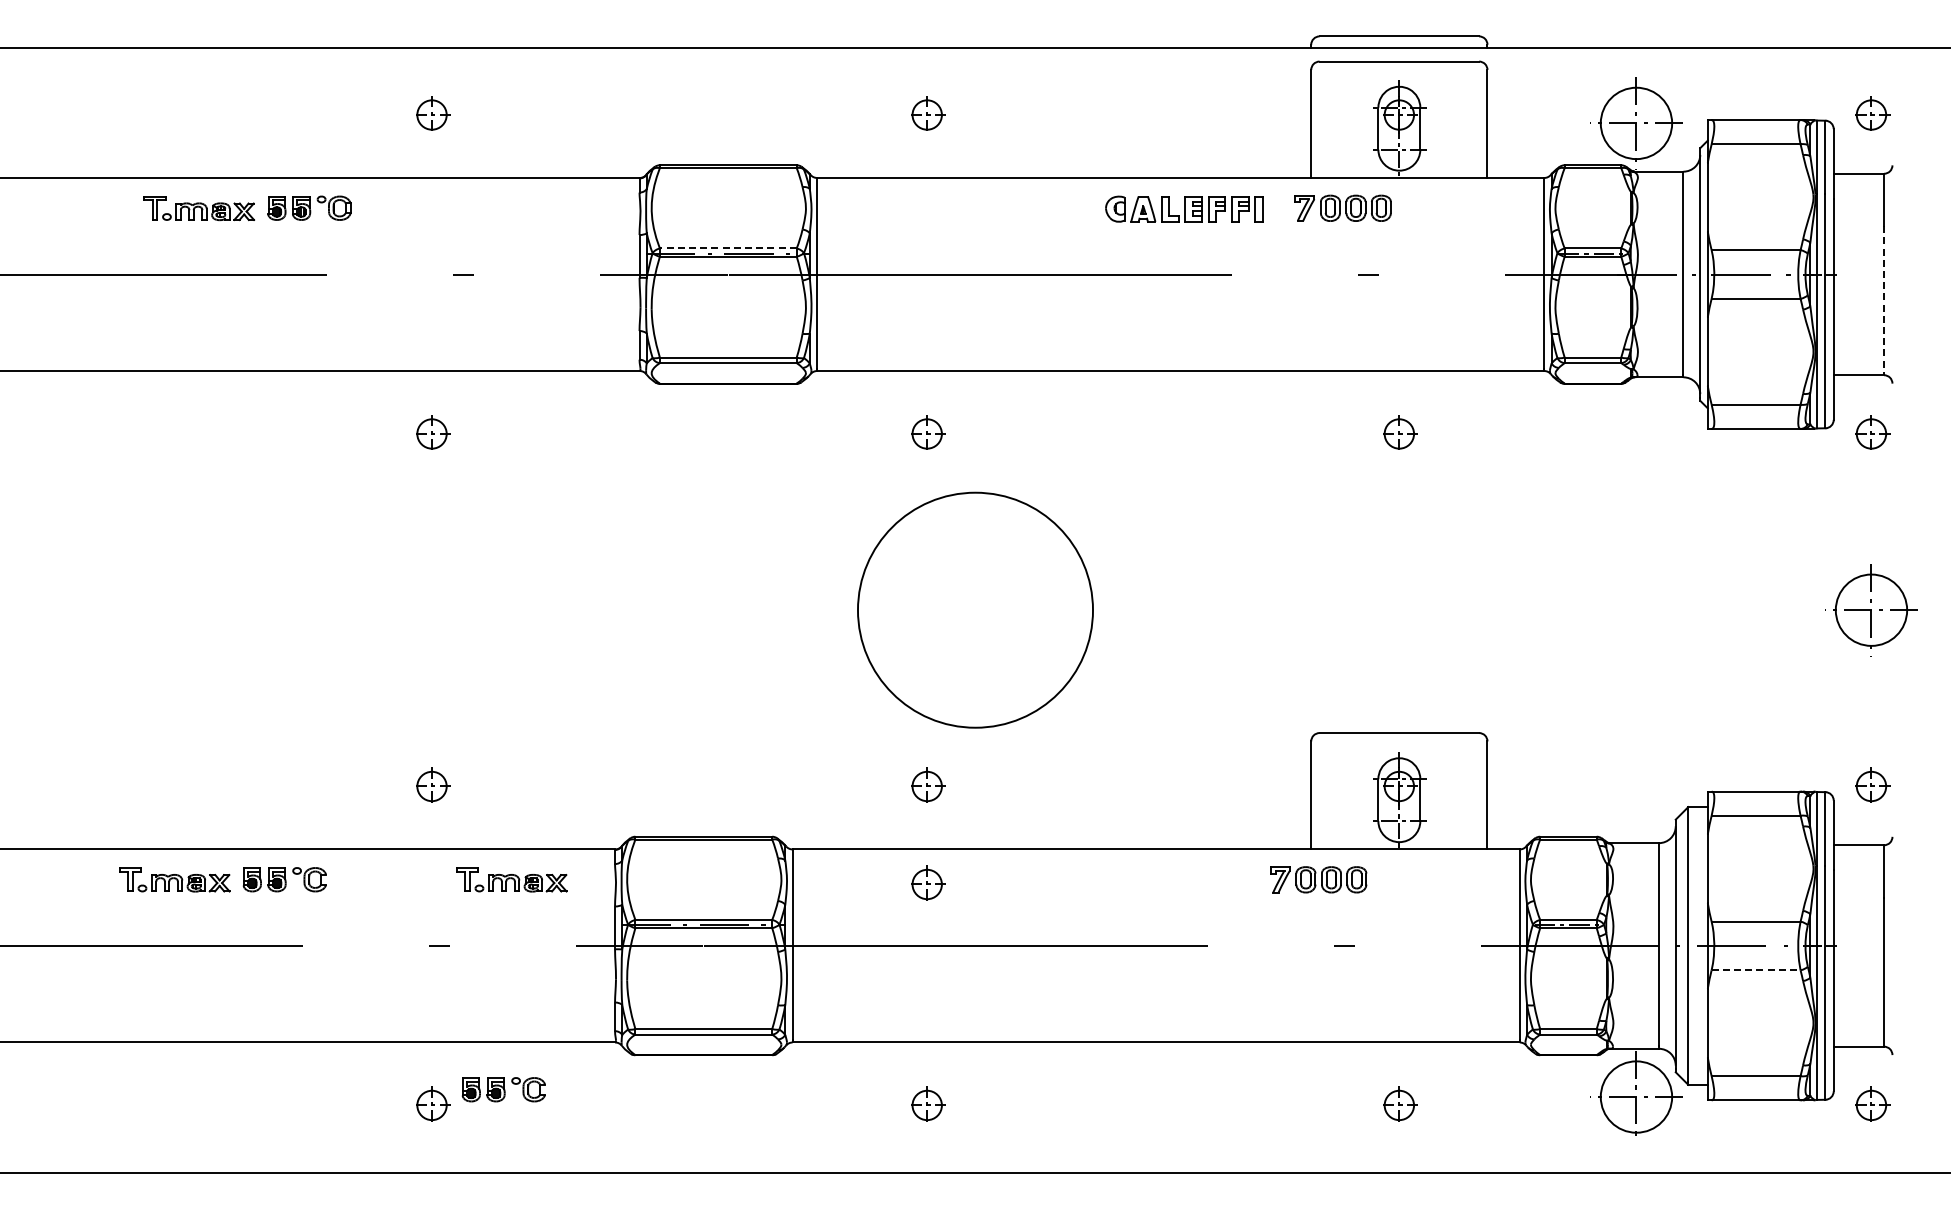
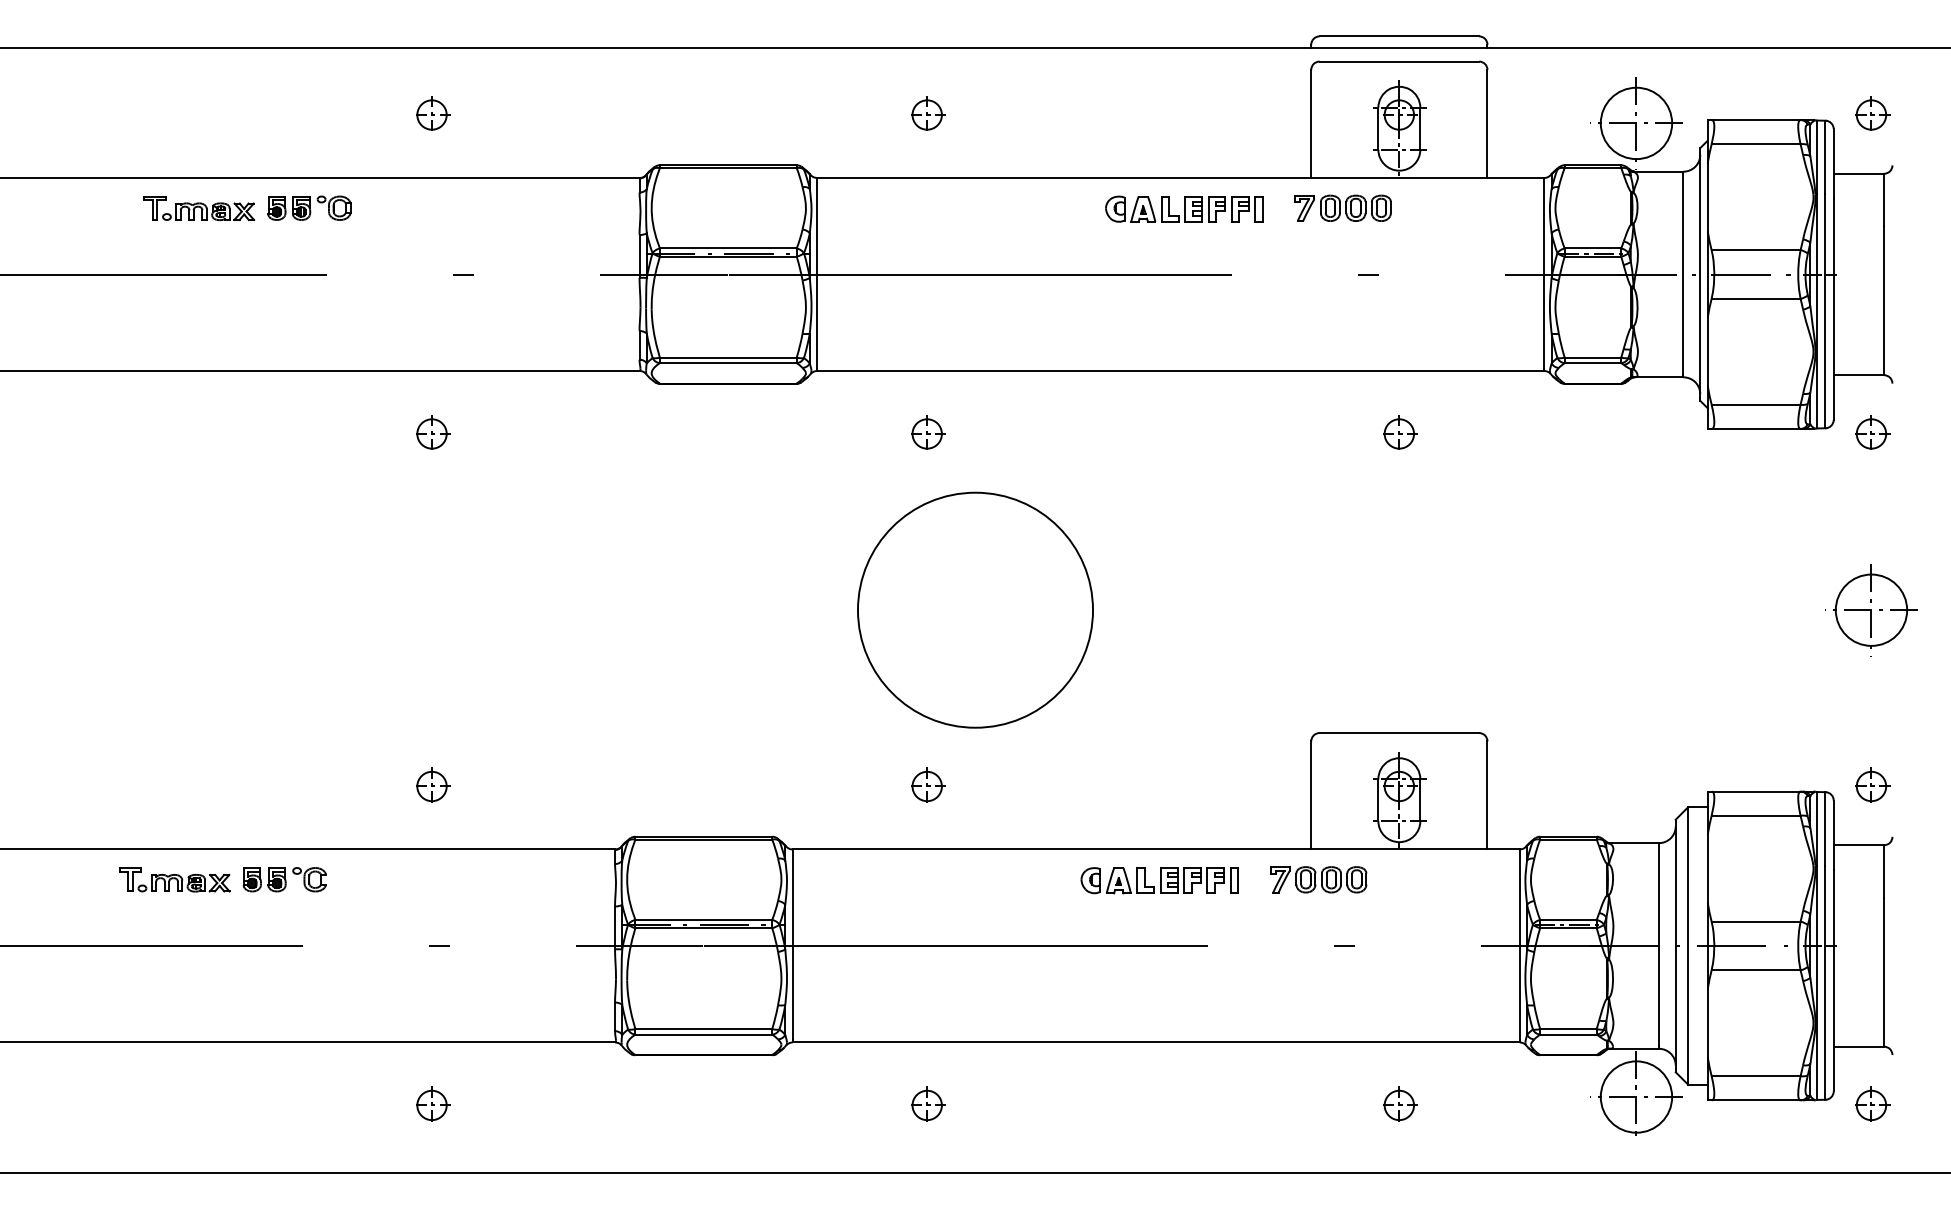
line: dashed -> solid (727, 248)
line: dashed -> solid (1884, 300)
part: present -> none (511, 879)
part: none -> present (1159, 880)
part: present -> none (928, 882)
line: dashed -> solid (1756, 970)
part: present -> none (503, 1089)
